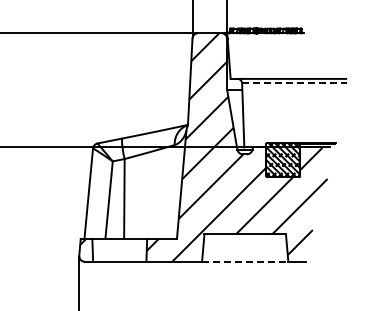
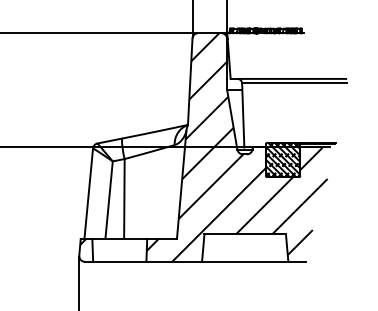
line: dashed -> solid (294, 83)
line: dashed -> solid (245, 261)
